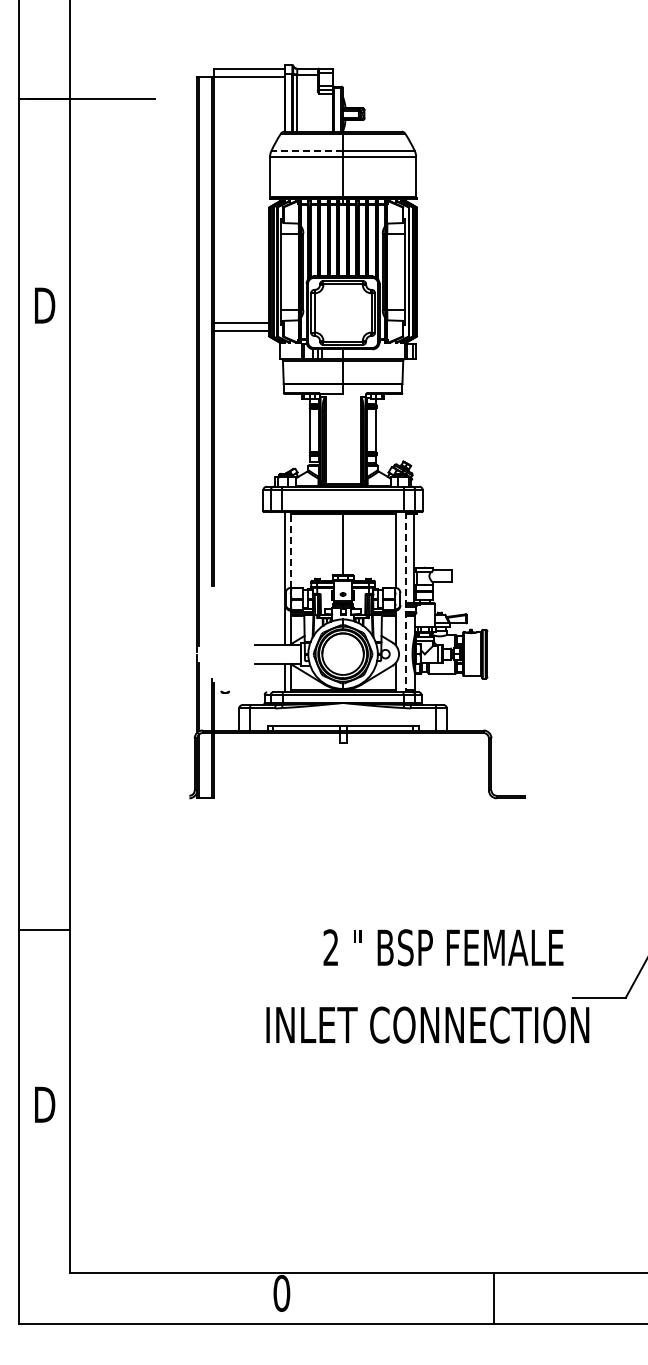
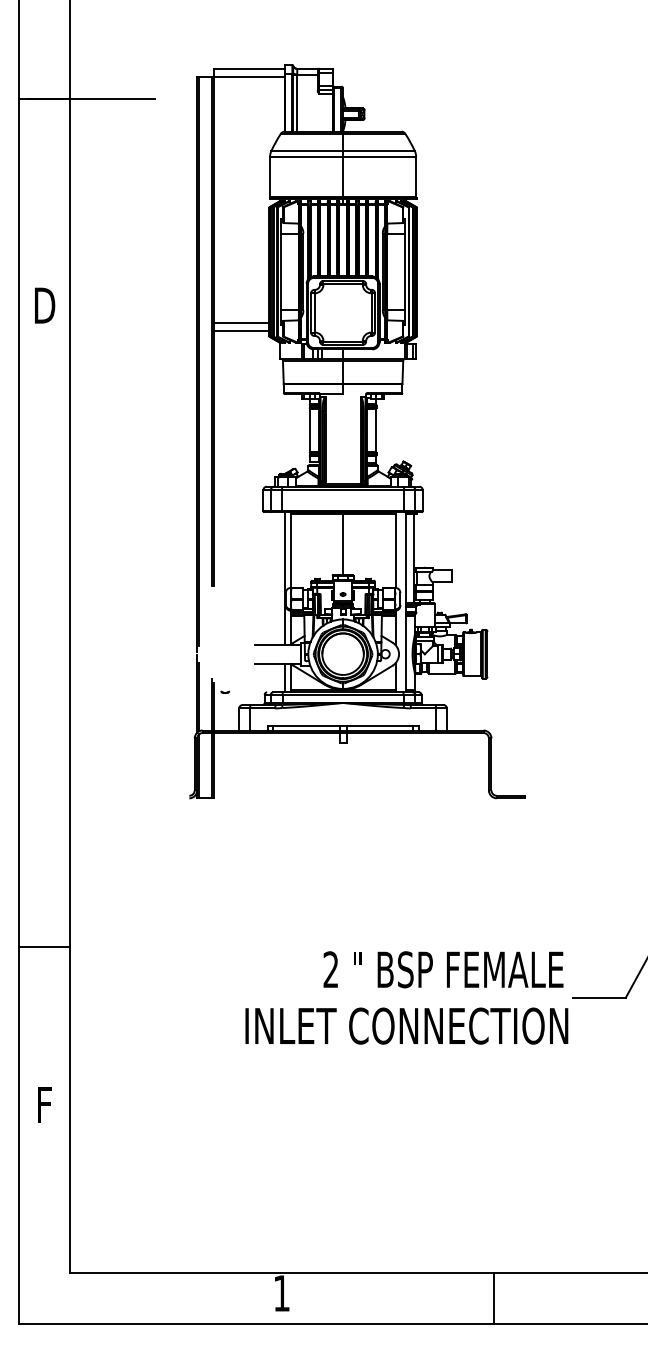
line: dashed -> solid (307, 151)
line: dashed -> solid (290, 550)
line: dashed -> solid (406, 602)
line position: (44, 929) -> (44, 946) (44, 946)
text position: (443, 947) -> (443, 969) (443, 969)
text position: (427, 1024) -> (406, 1025) (406, 1025)
text: D -> F (45, 1104)
text: 0 -> 1 (281, 1292)
